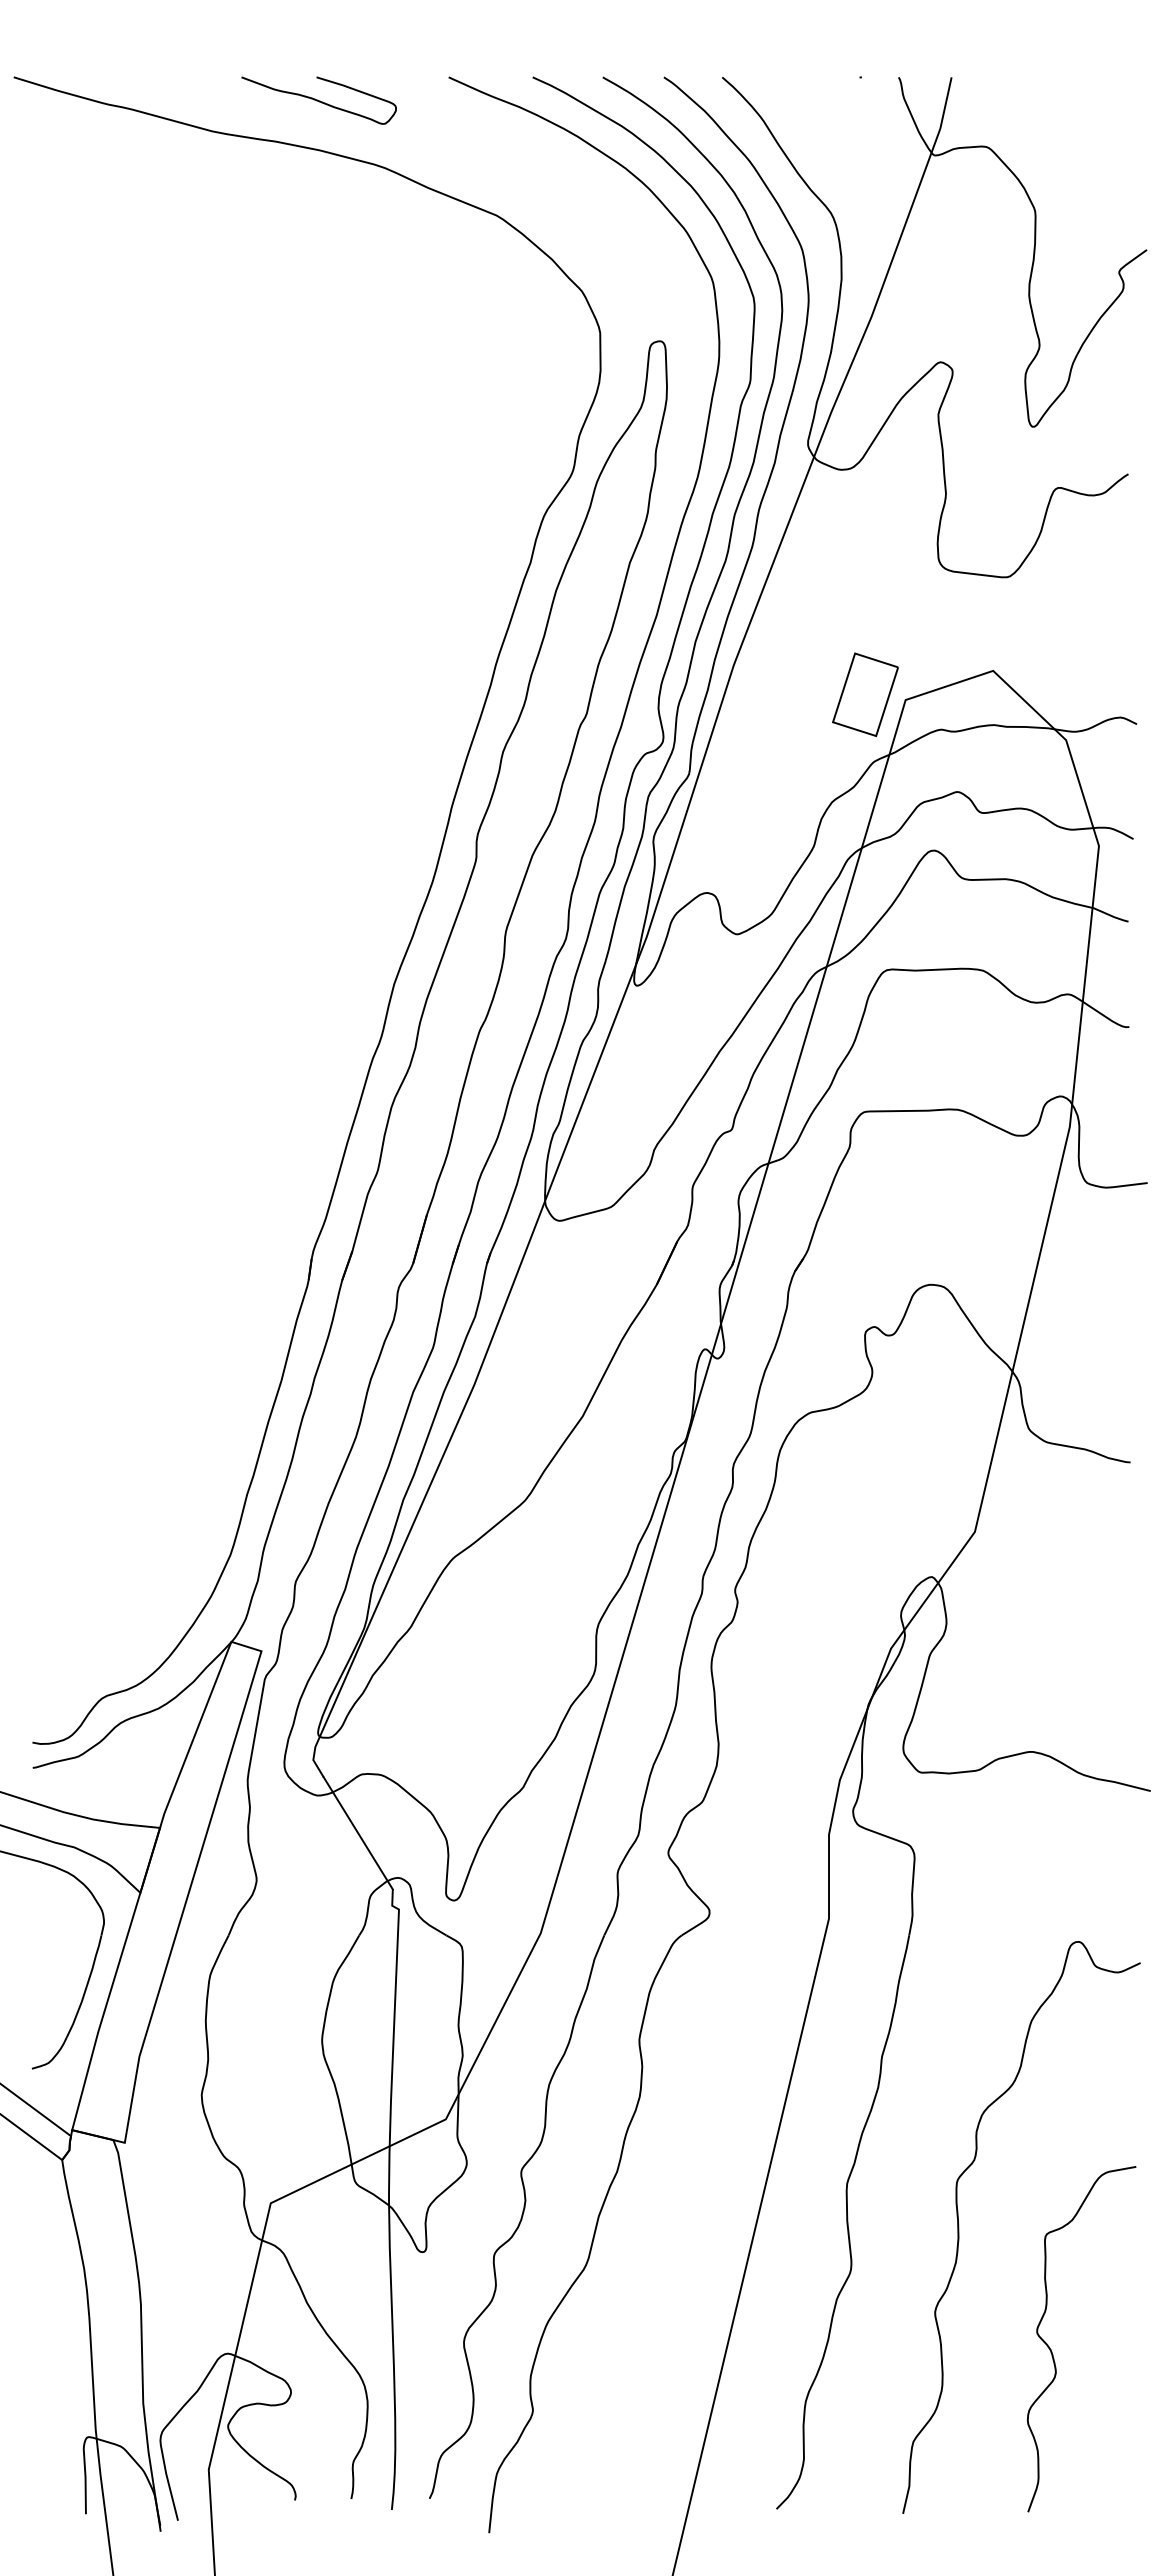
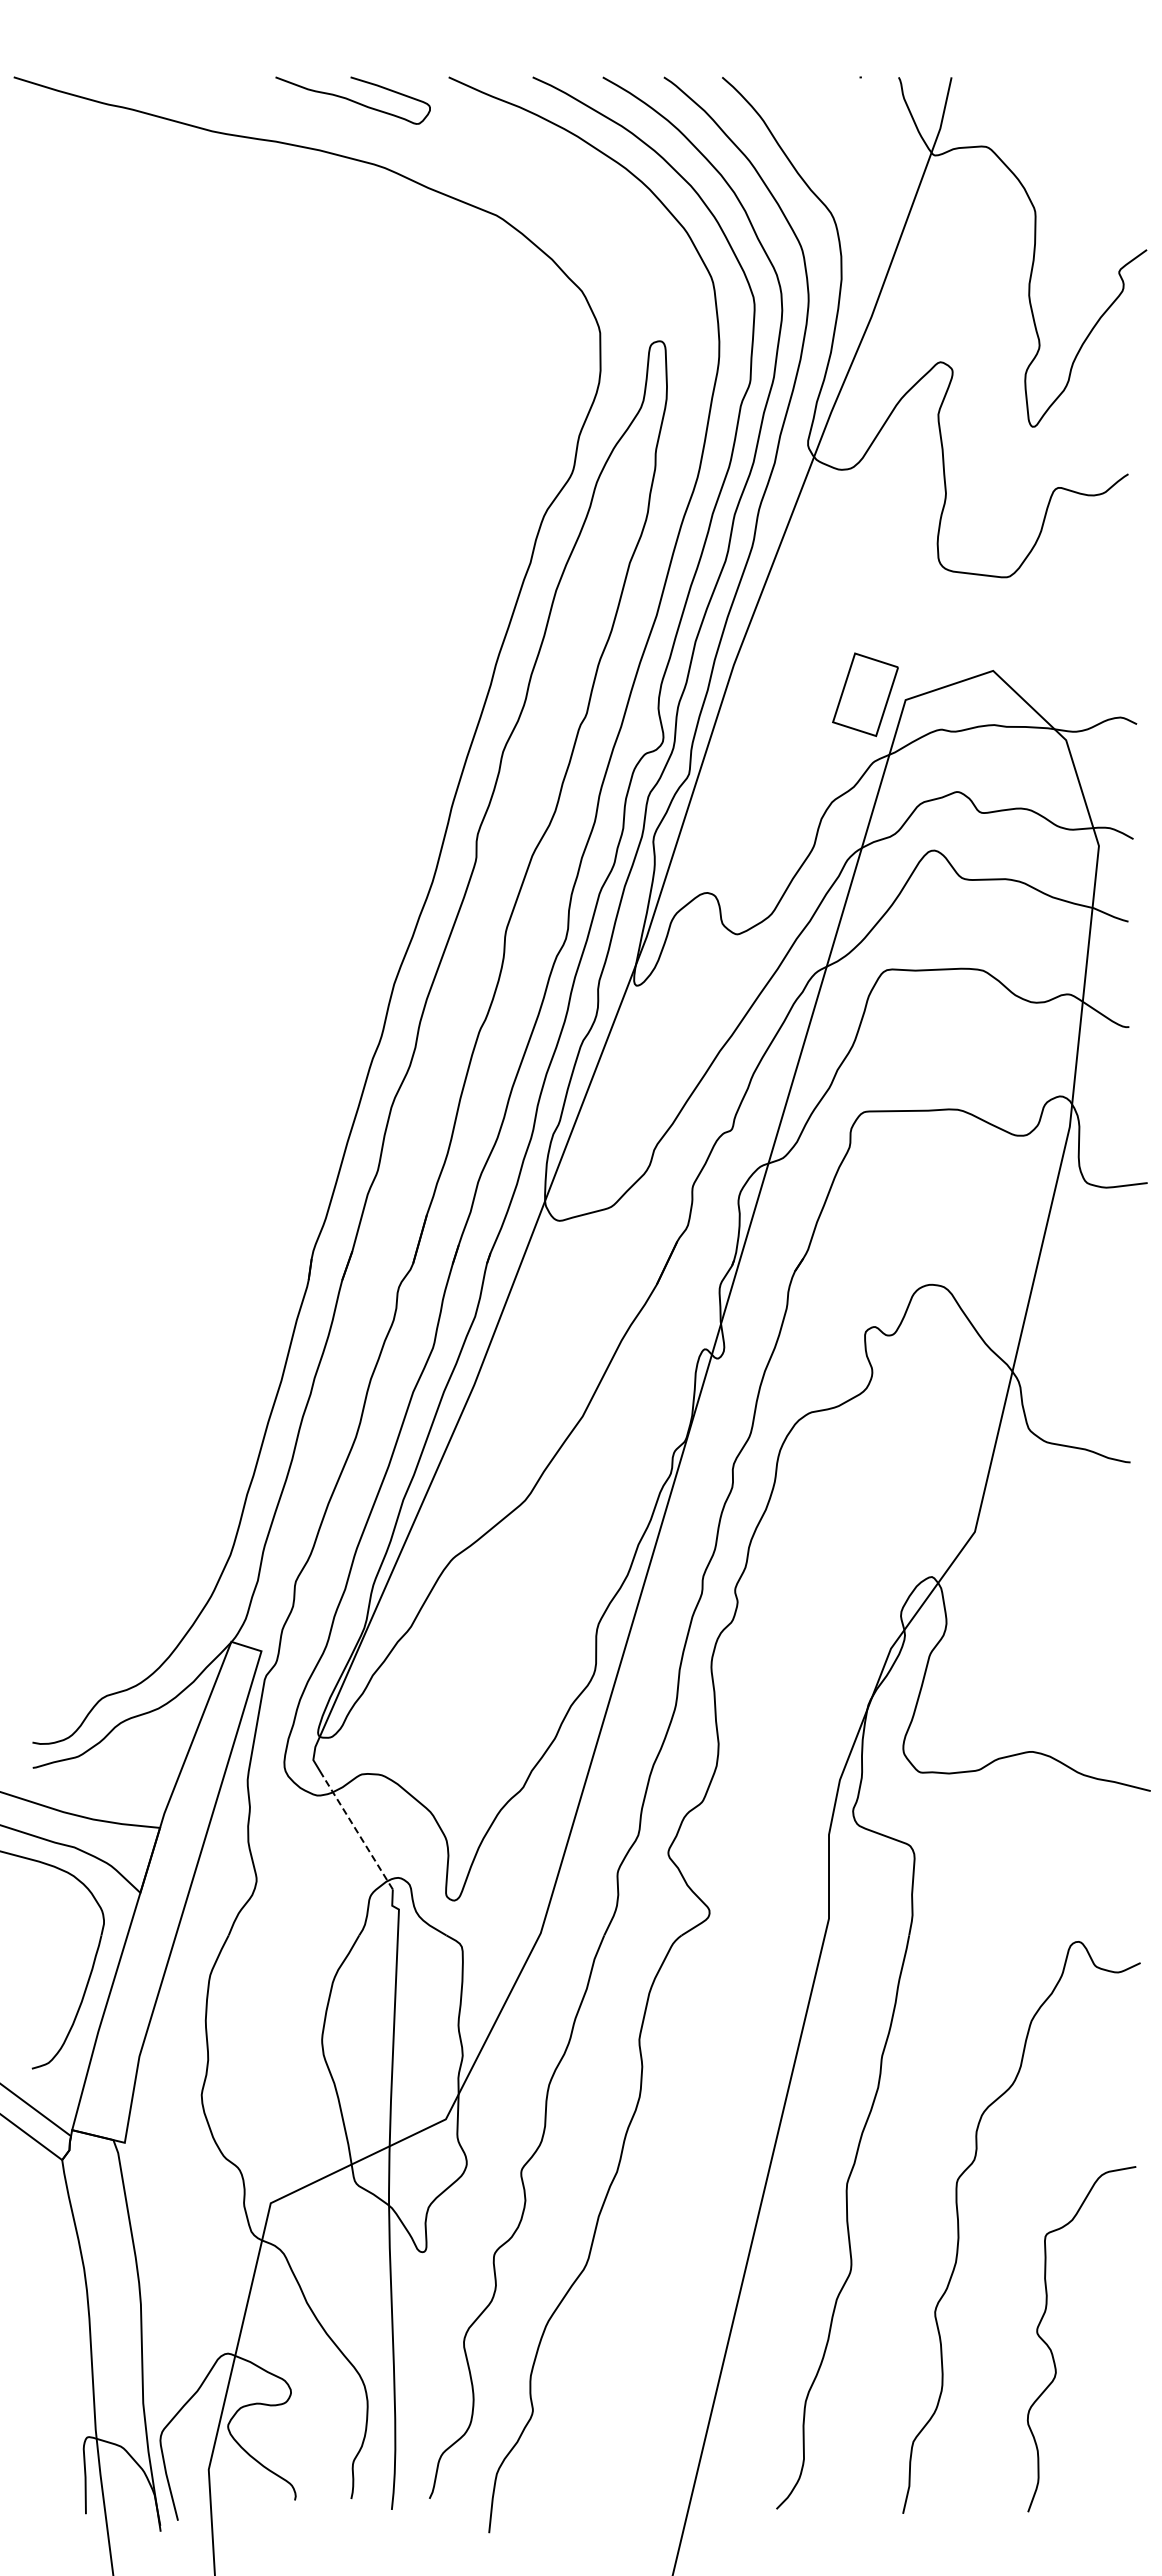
part position: (318, 100) -> (352, 100) (352, 100)
line: solid -> dashed (358, 1833)
